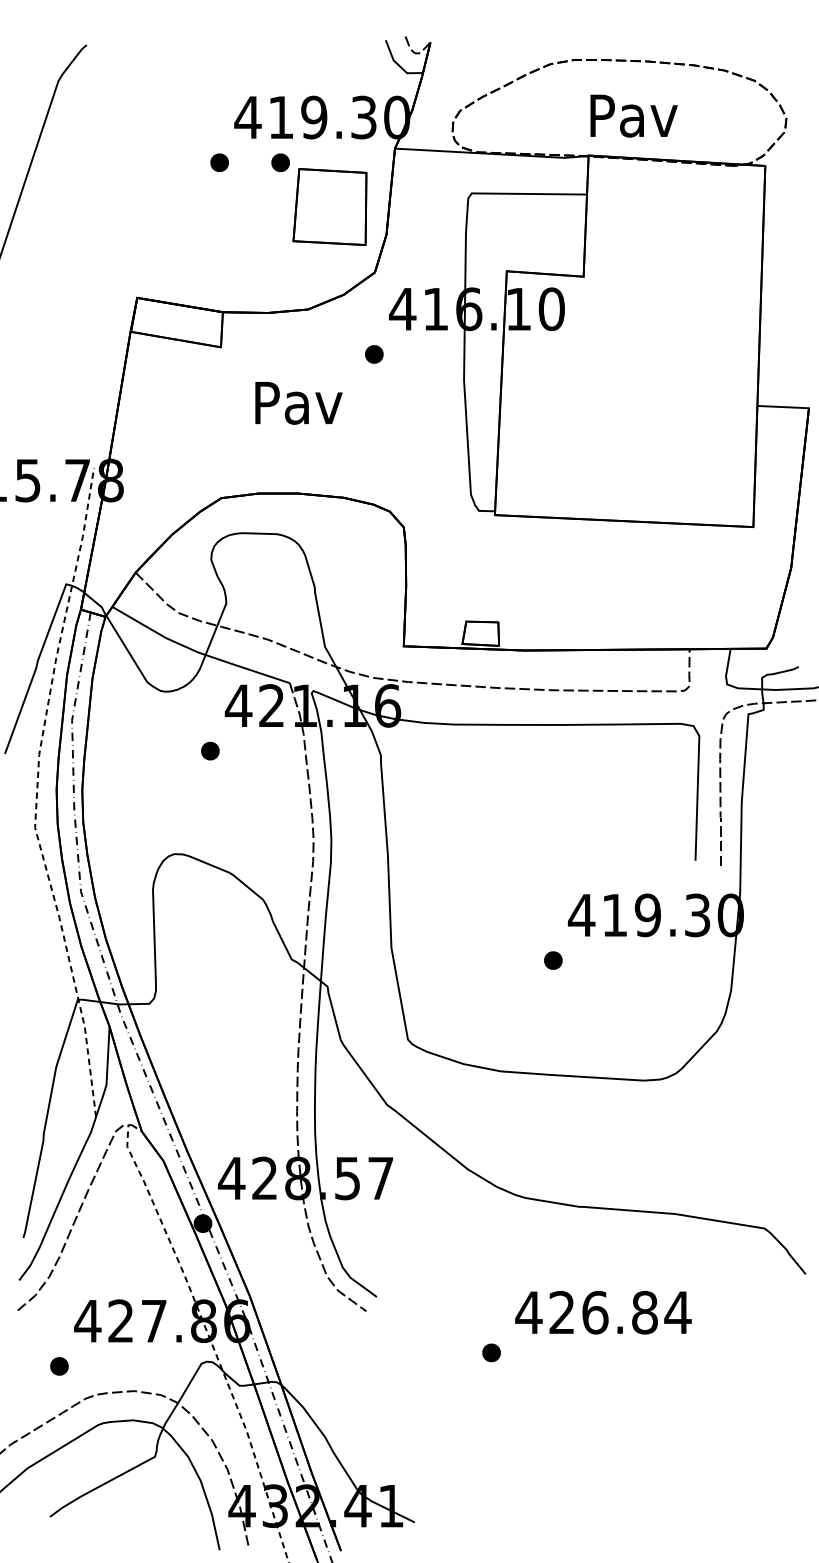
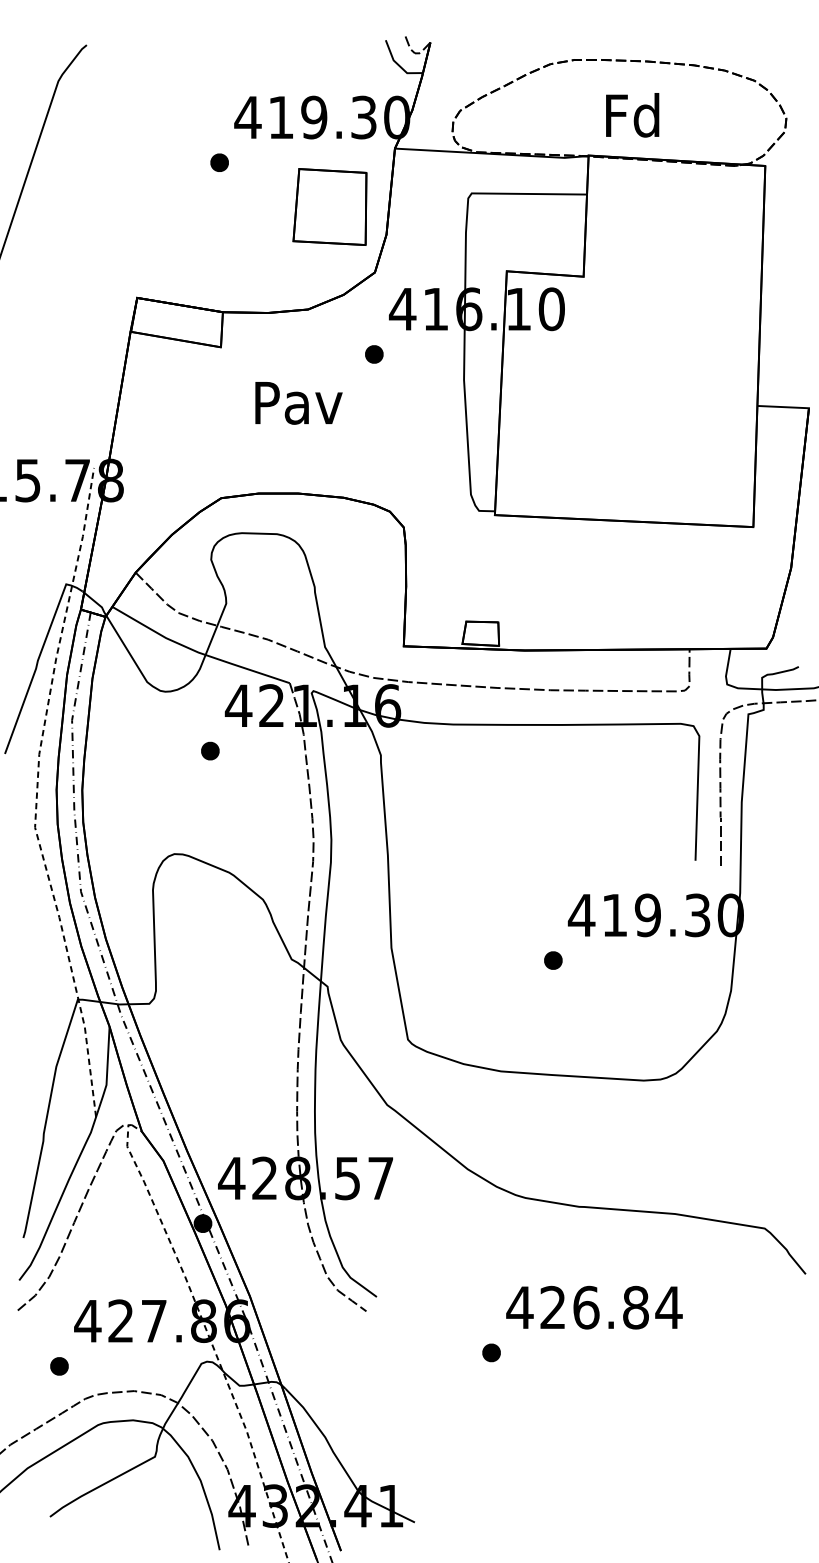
text: Pav -> Fd (633, 115)
part: present -> none (280, 162)
text position: (603, 1312) -> (594, 1307) (594, 1307)
